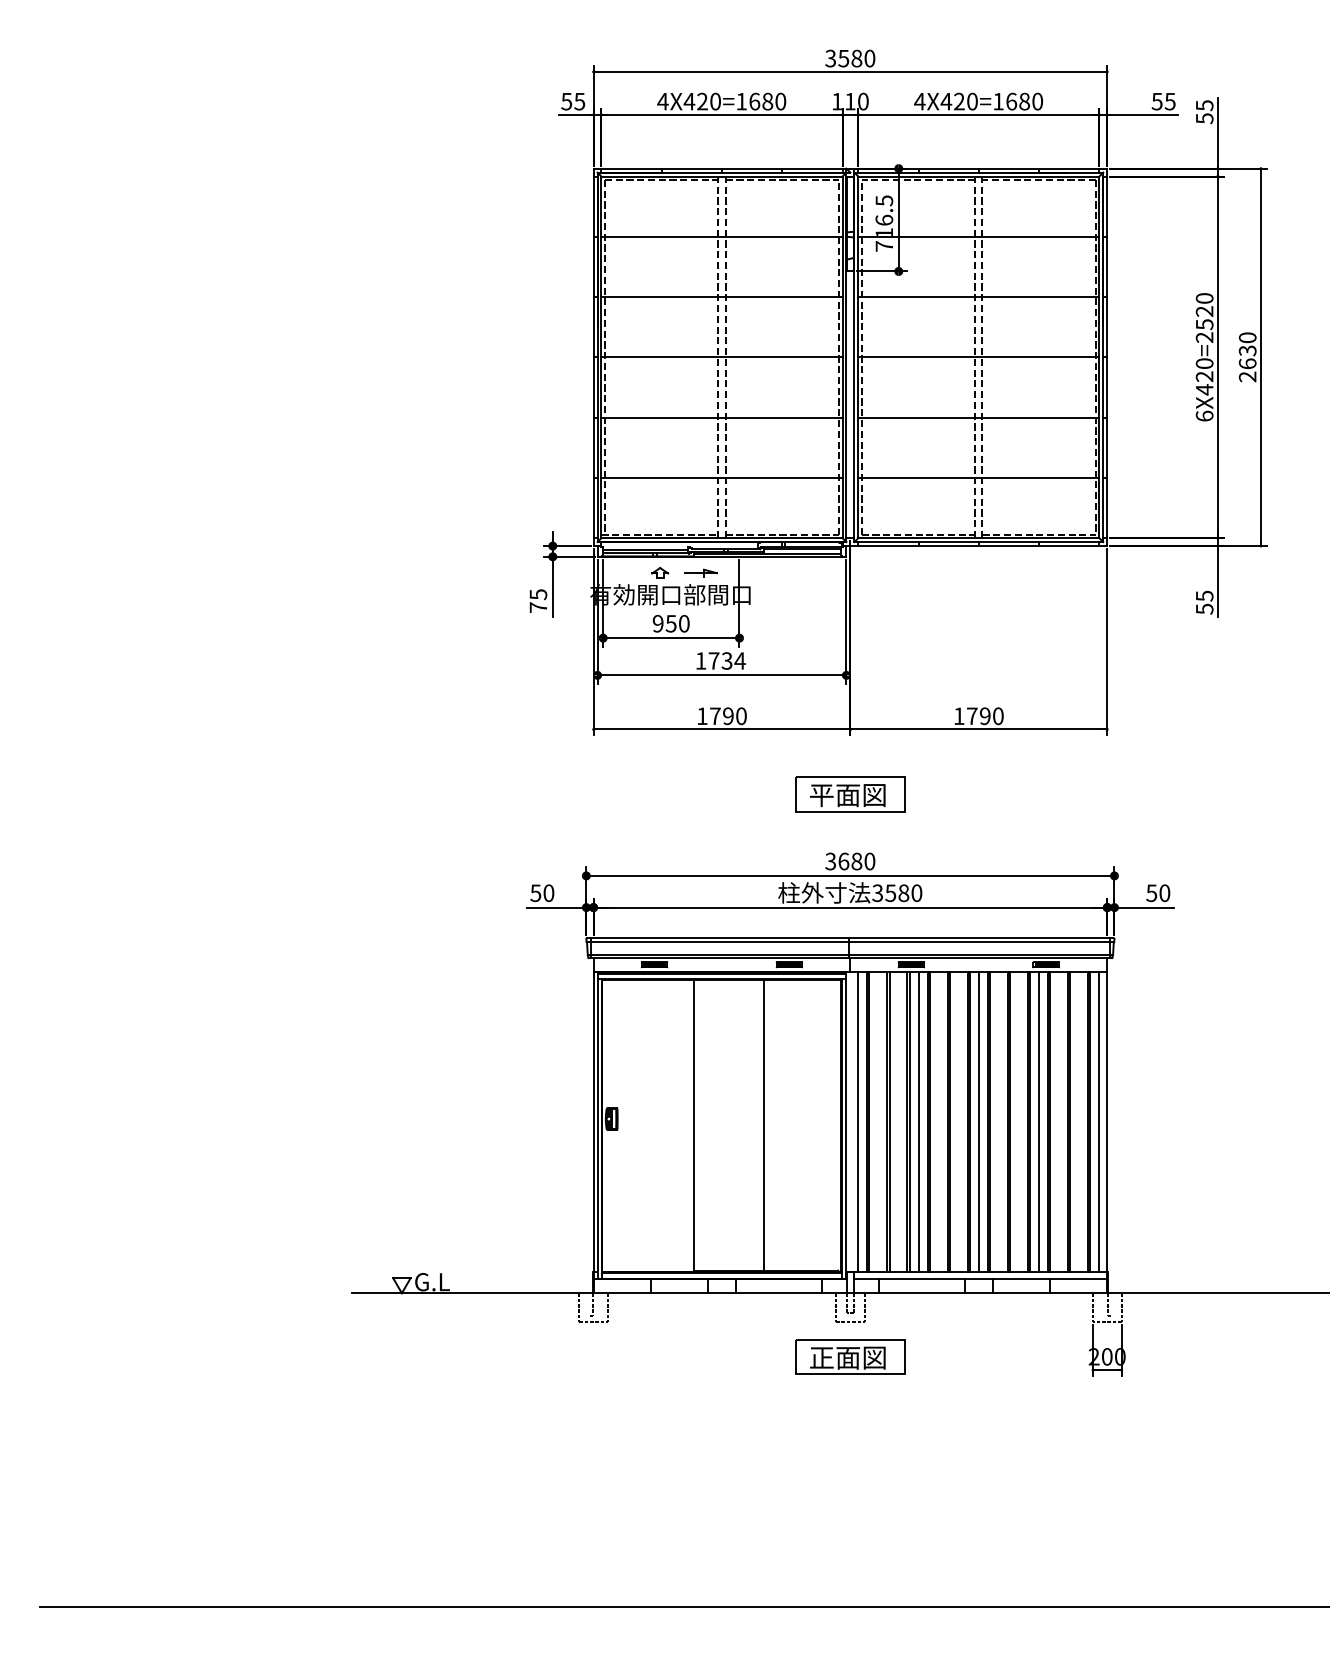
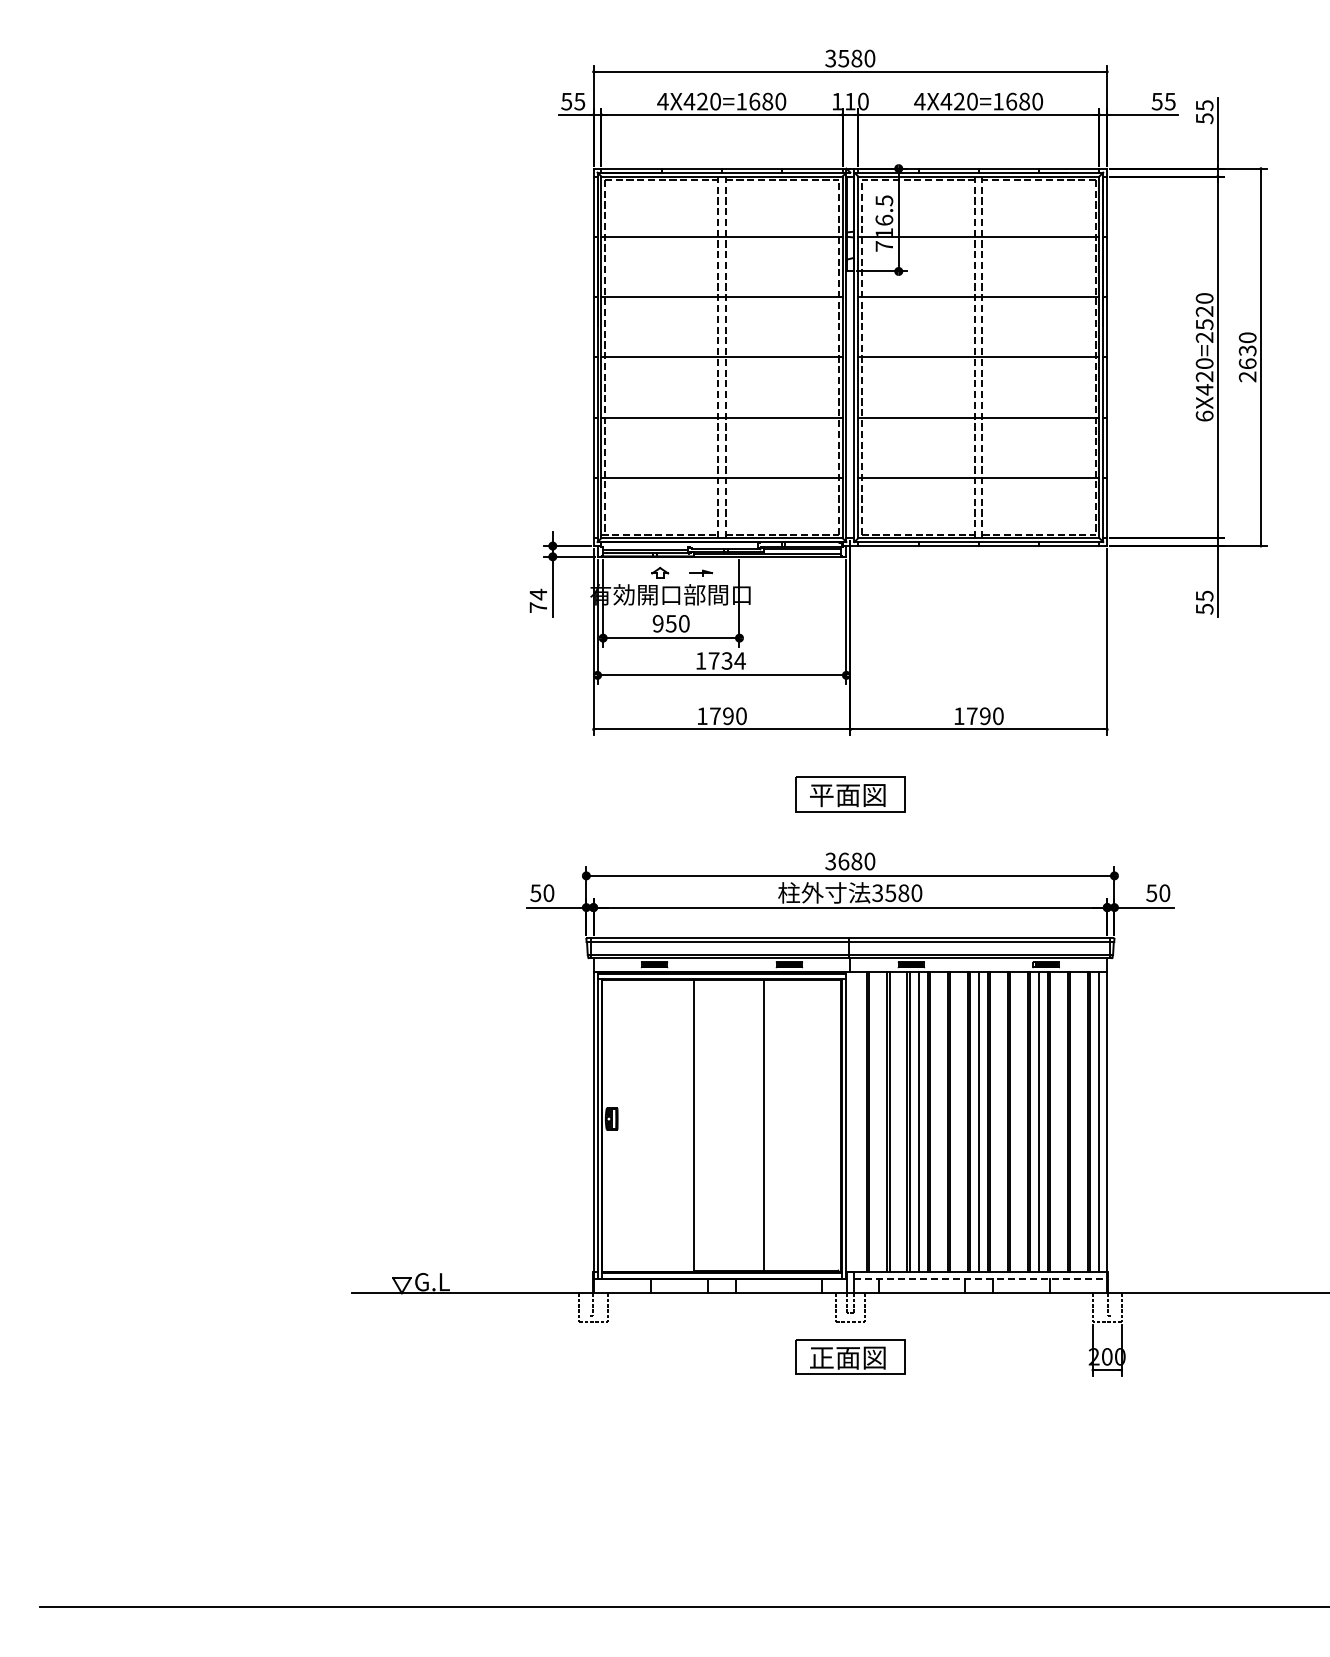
part size: 34x10 px -> 24x8 px (700, 572)
text: 75 -> 74 (538, 594)
line: present -> none (858, 1121)
line: solid -> dashed (980, 1278)
